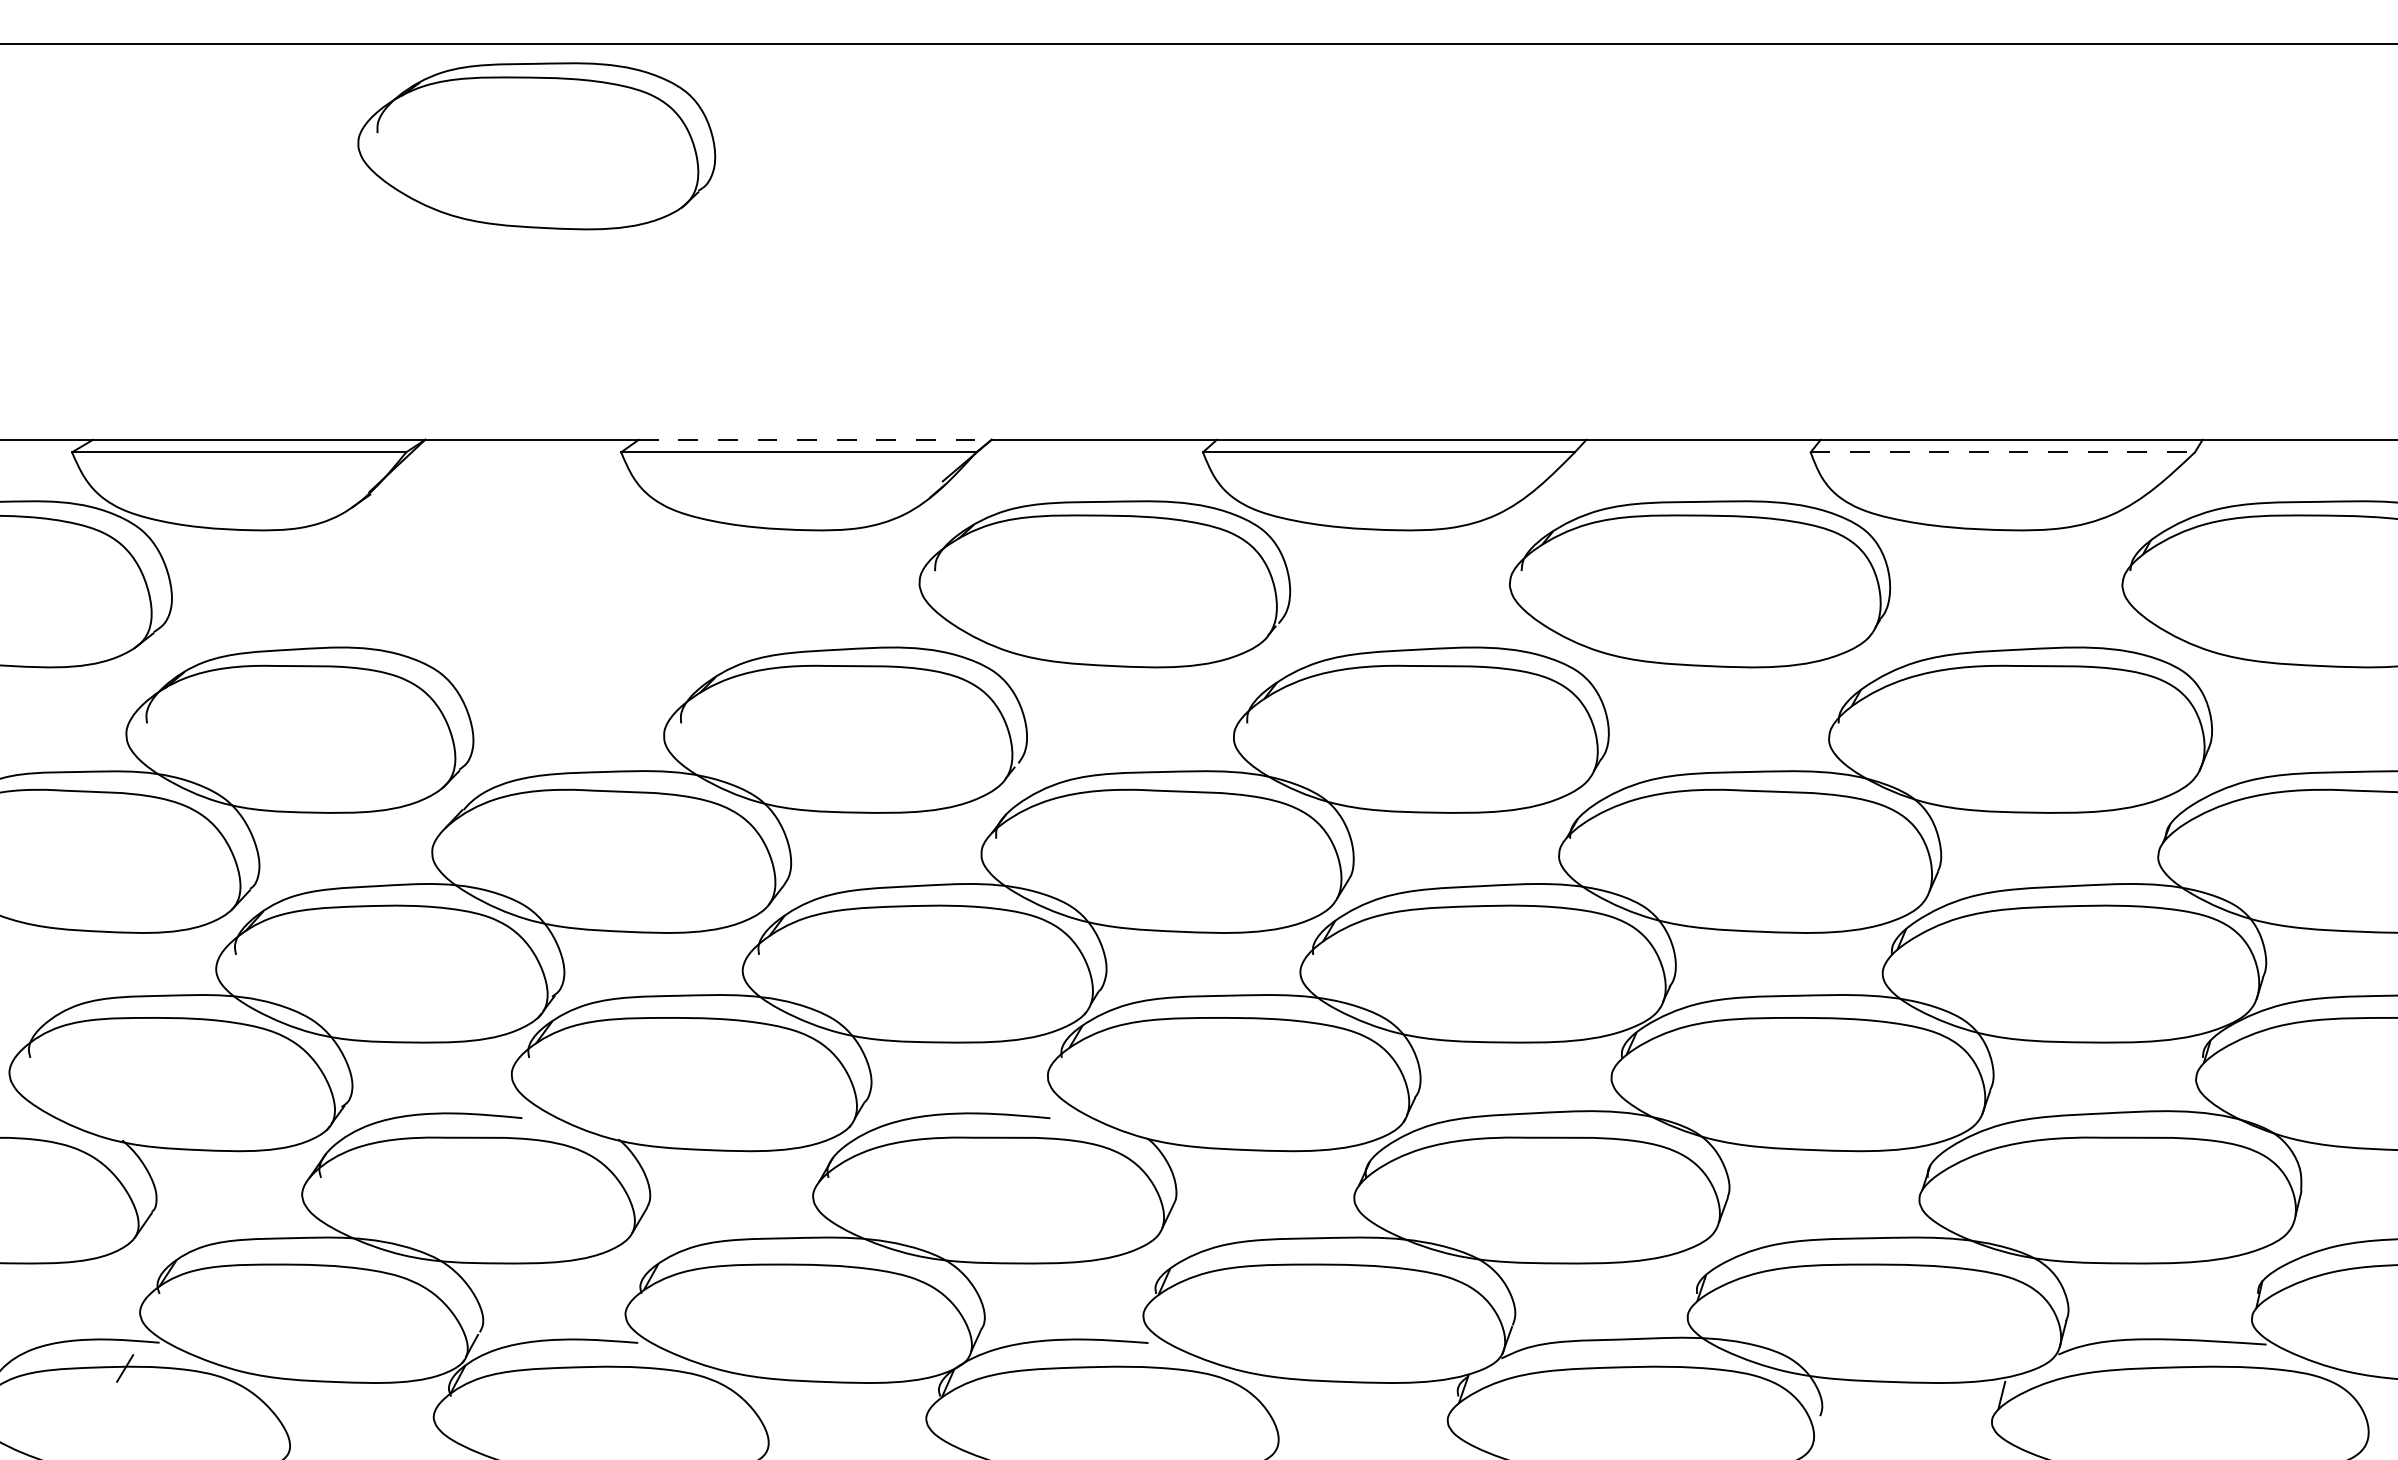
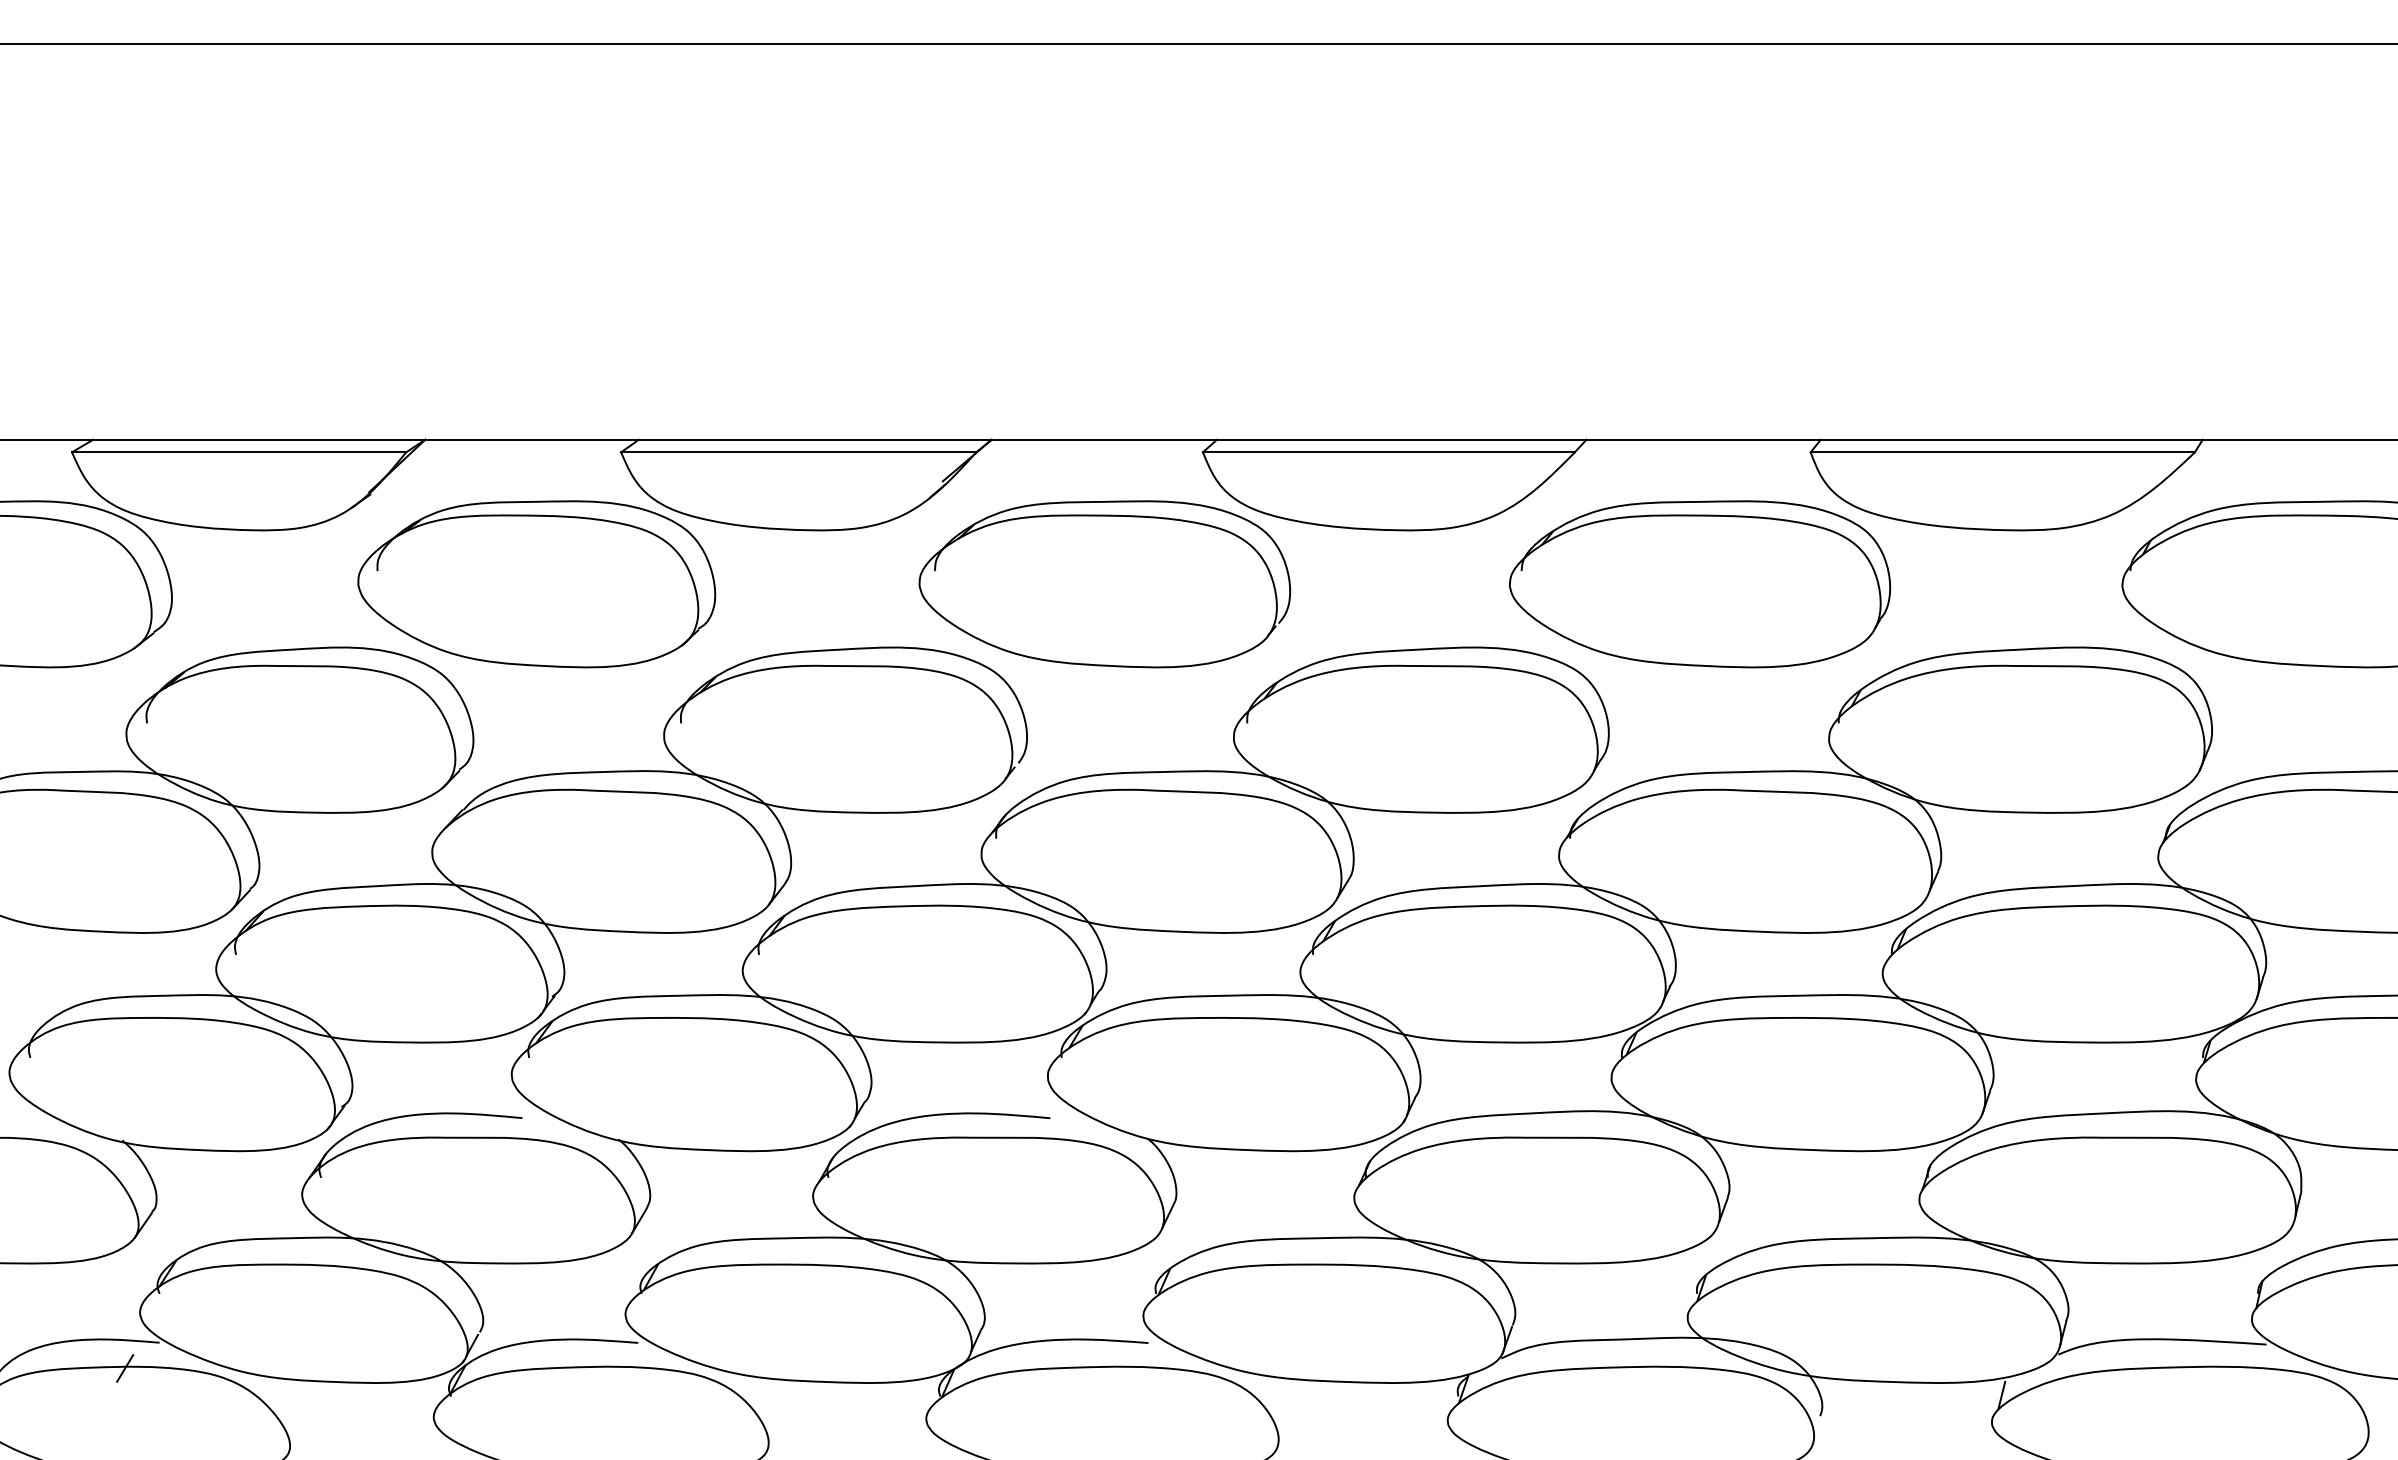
part position: (536, 146) -> (536, 584) (536, 584)
line: dashed -> solid (815, 439)
line: dashed -> solid (2003, 452)
